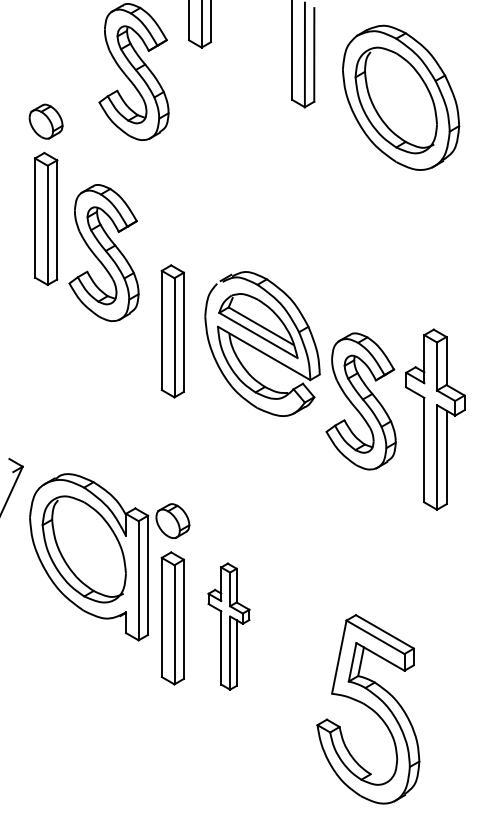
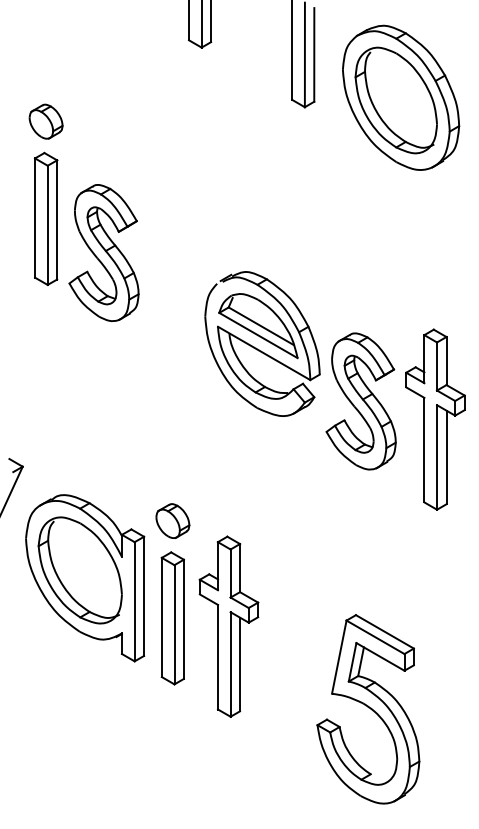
part: present -> none (133, 71)
part: present -> none (172, 331)
part position: (89, 557) -> (85, 578) (85, 578)
part size: 44x129 px -> 62x183 px (228, 626)
